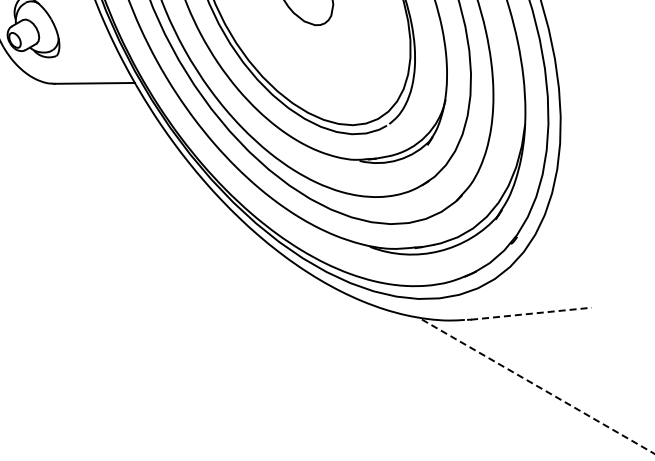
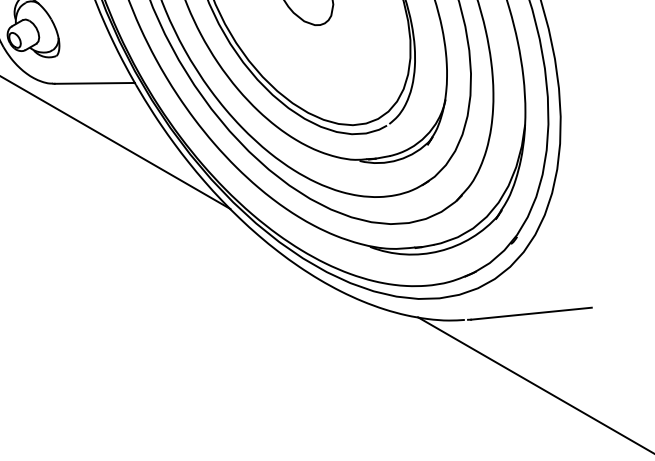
line: none -> present (116, 143)
line: dashed -> solid (531, 313)
line: dashed -> solid (535, 385)
